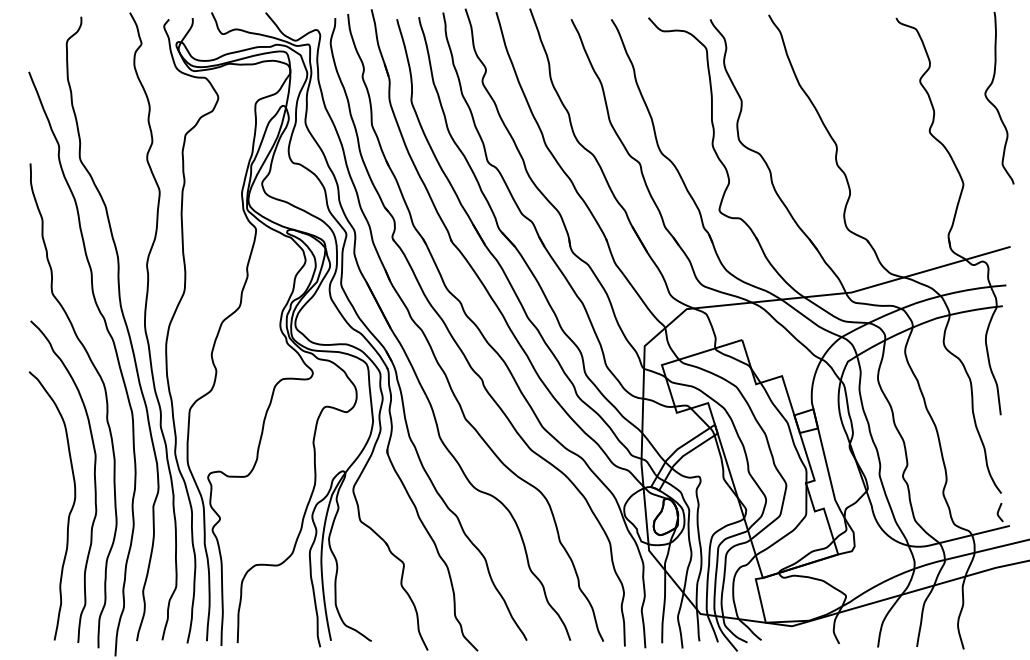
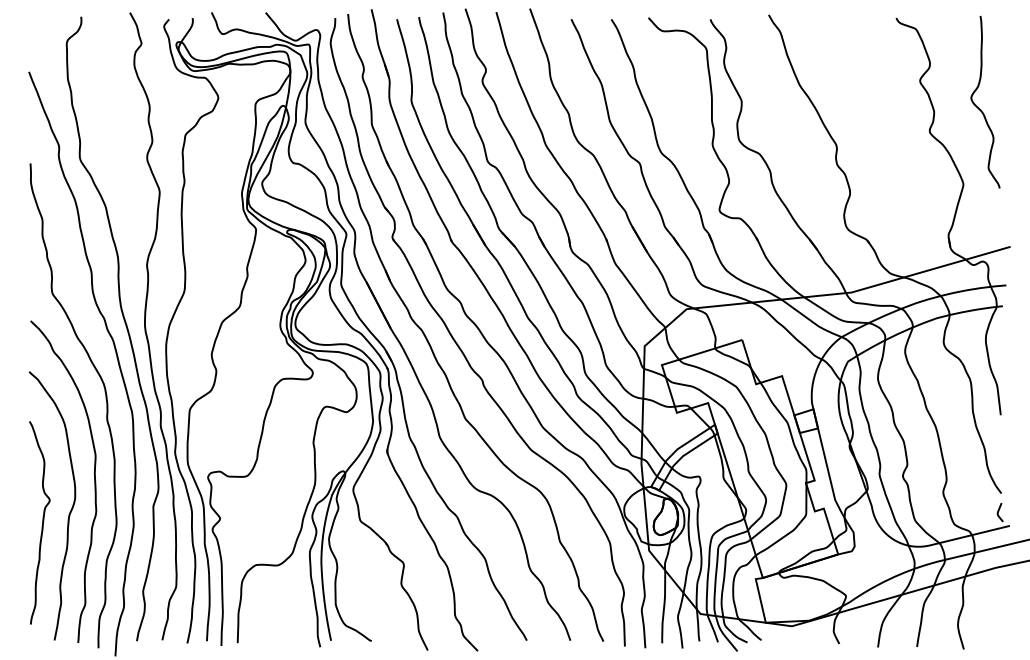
curve position: (993, 103) -> (979, 107) (979, 107)
curve: none -> present (42, 522)
